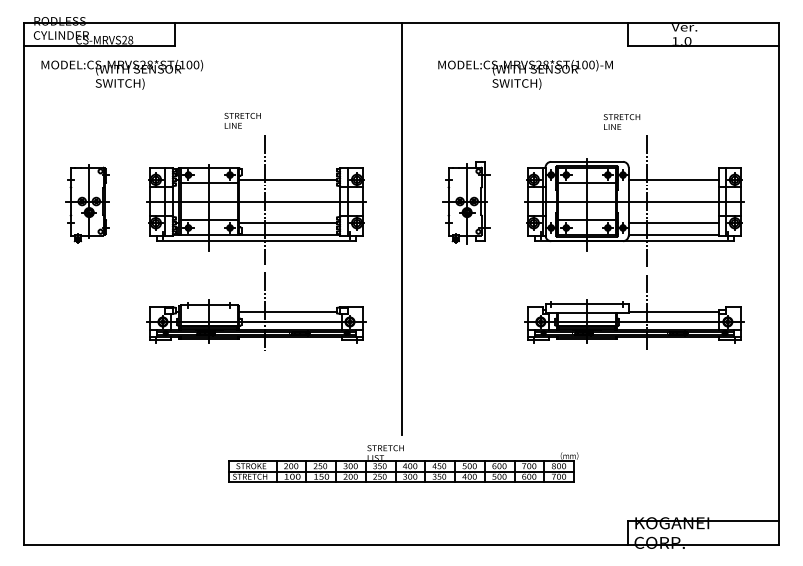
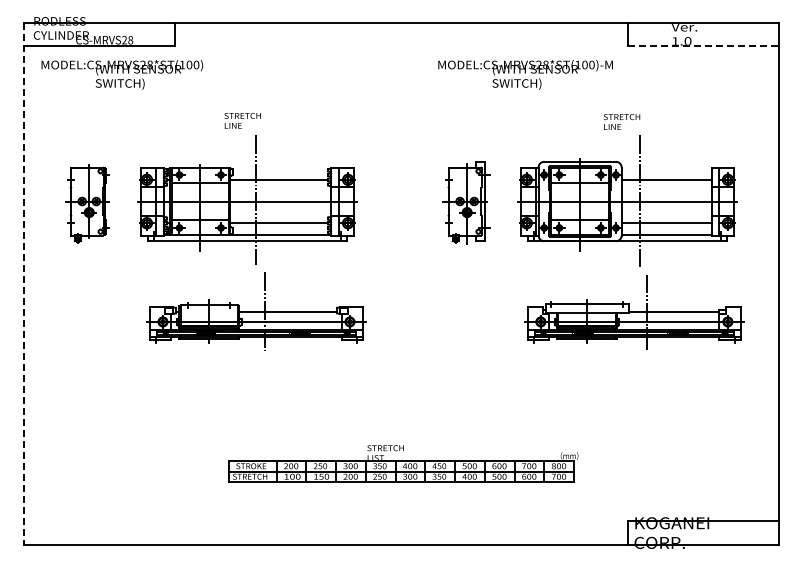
line: solid -> dashed (703, 46)
part position: (256, 199) -> (247, 199) (247, 199)
part position: (634, 200) -> (627, 200) (627, 200)
line: present -> none (401, 228)
line: solid -> dashed (24, 284)
